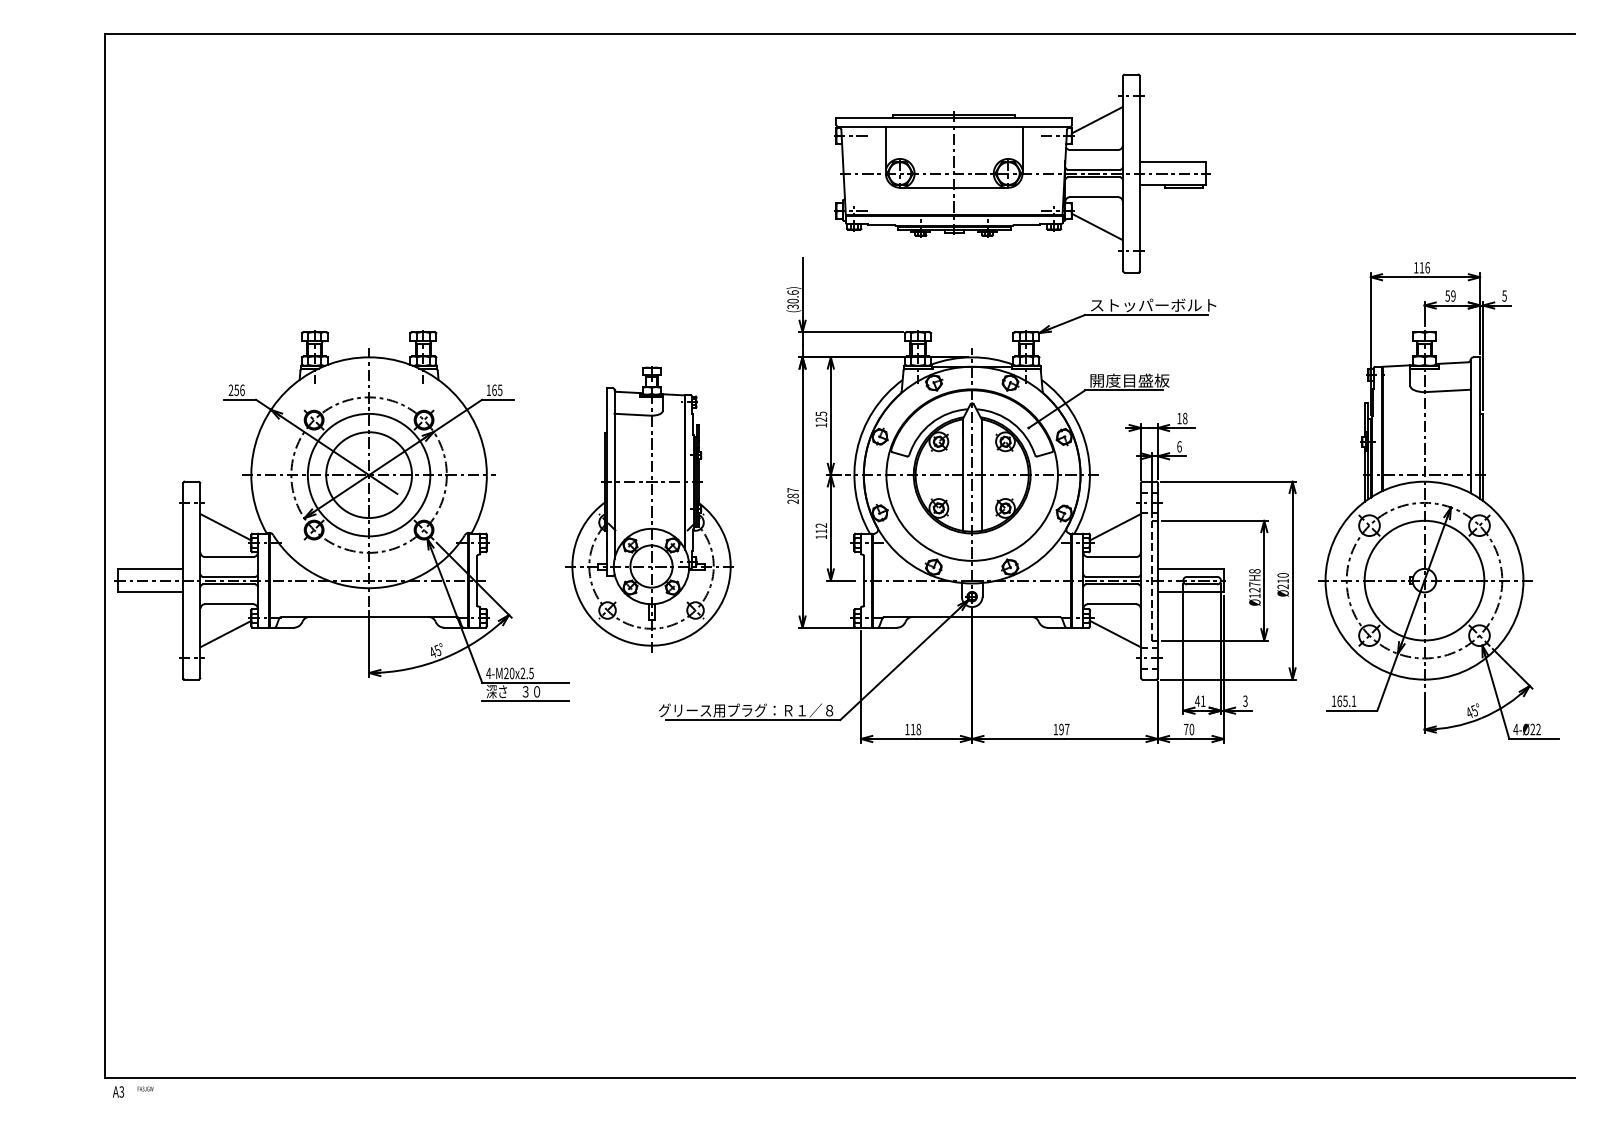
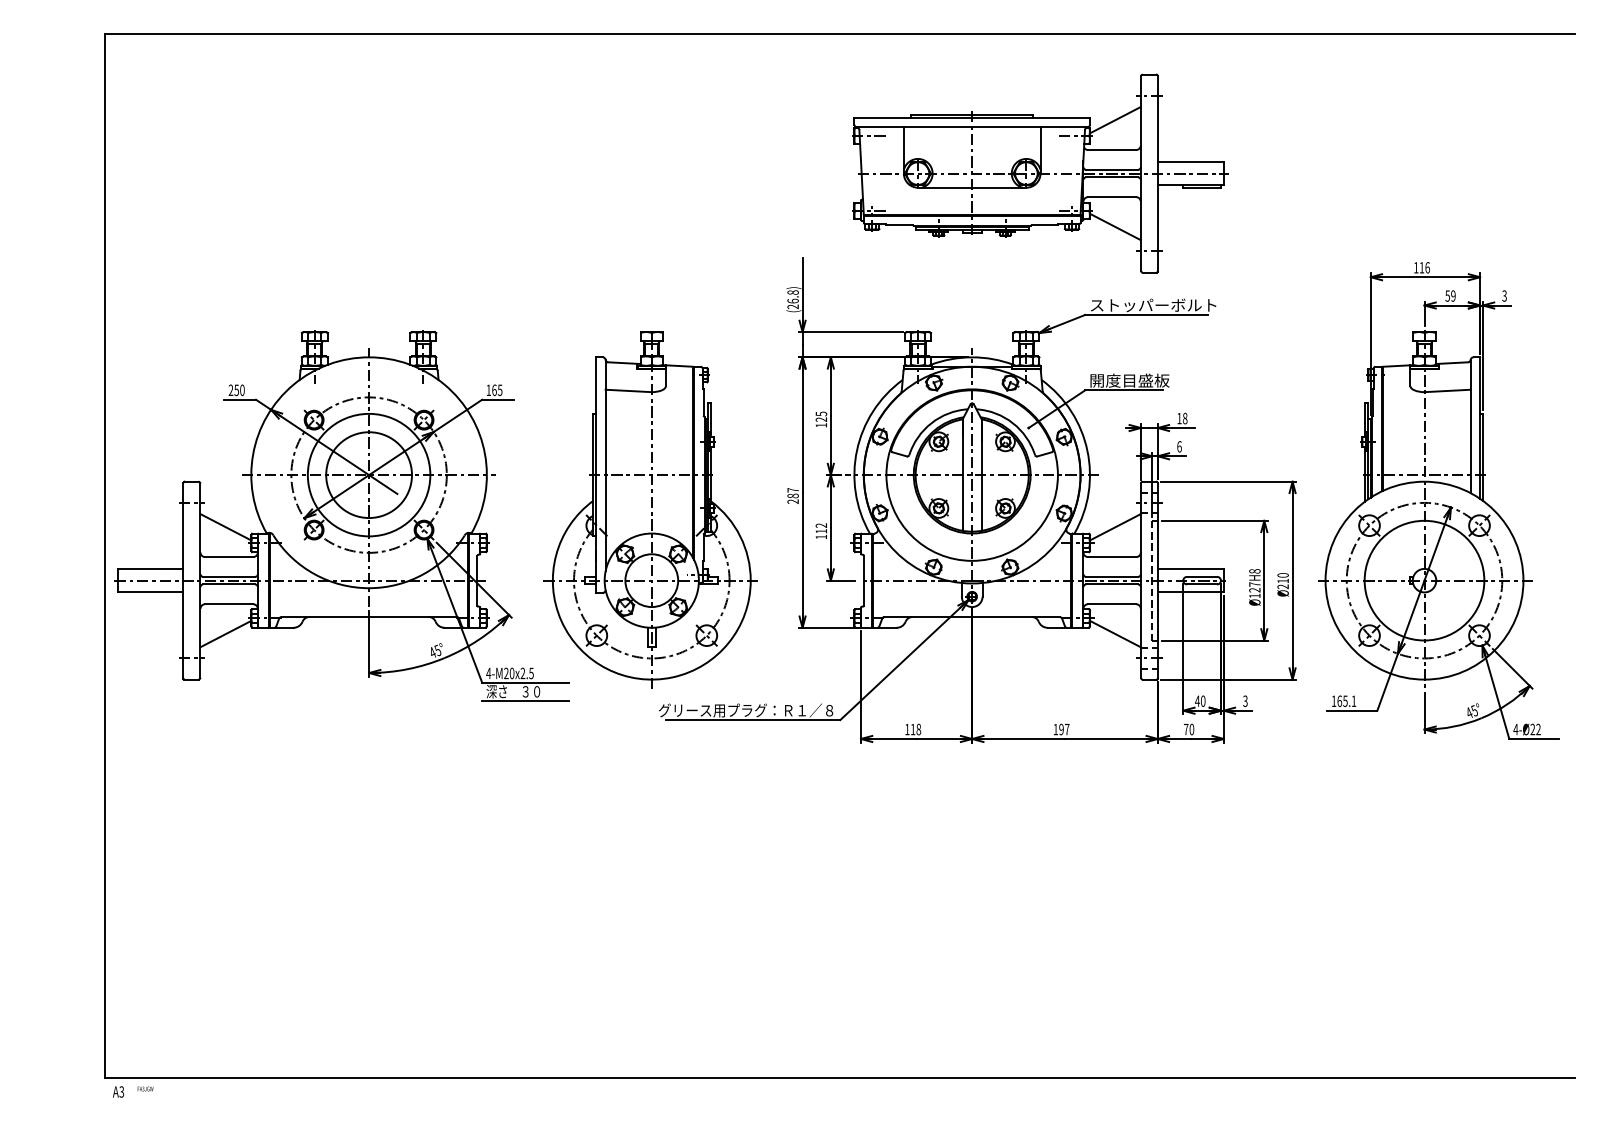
part position: (1022, 173) -> (1040, 173) (1040, 173)
text: 5 -> 3 (1504, 295)
text: (30.6) -> (26.8) (792, 299)
text: 256 -> 250 (242, 389)
part size: 169x287 px -> 215x358 px (650, 509)
text: 41 -> 40 (1203, 700)
